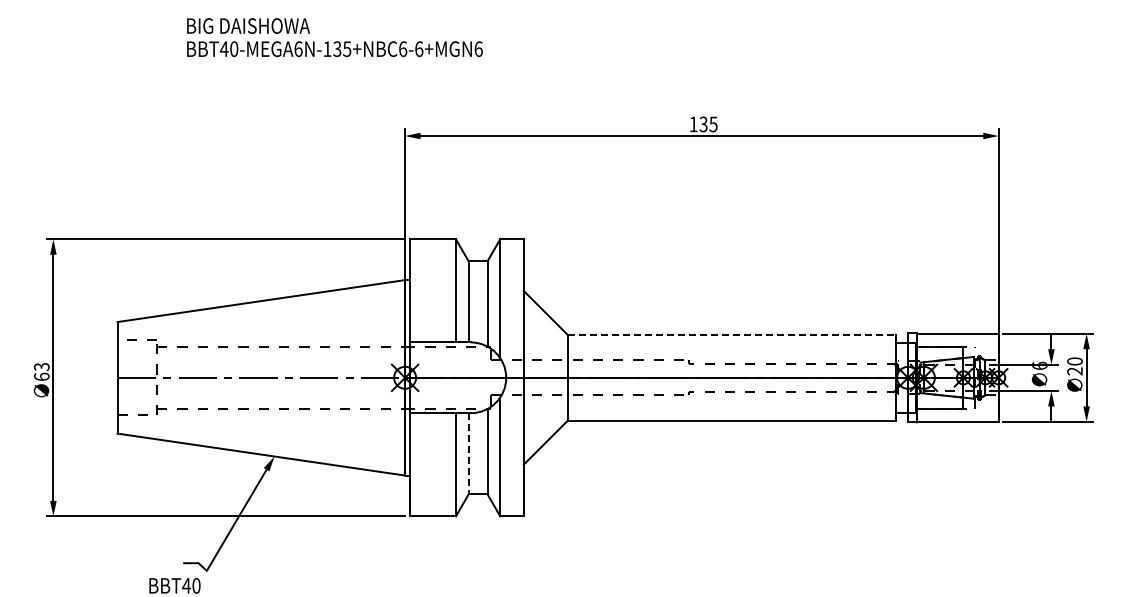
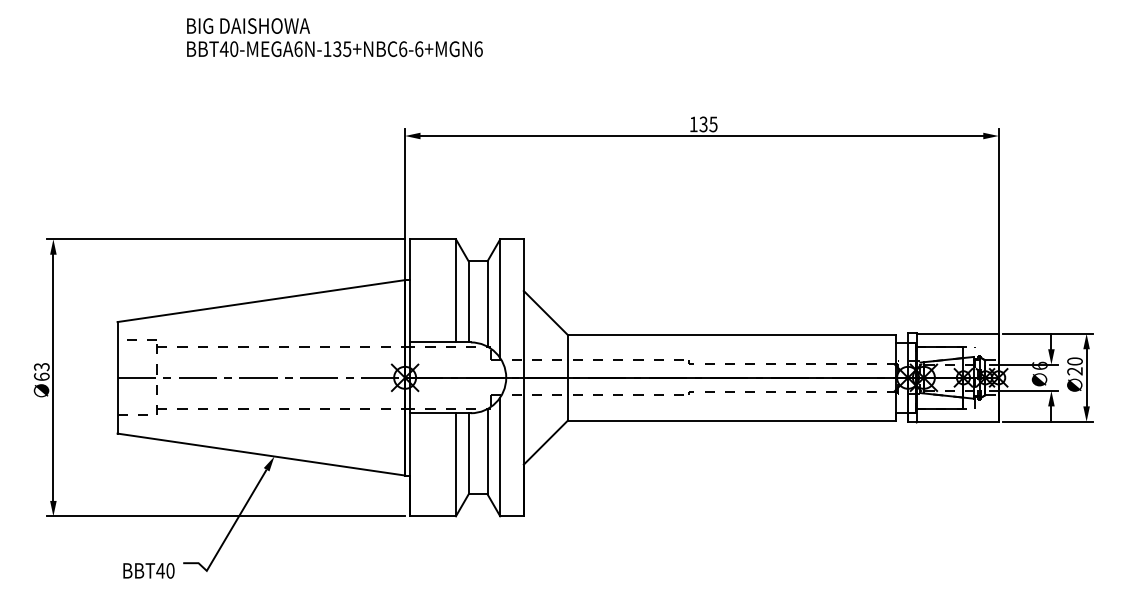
line: dashed -> solid (731, 334)
line: dashed -> solid (468, 453)
text position: (174, 585) -> (148, 570) (148, 570)
